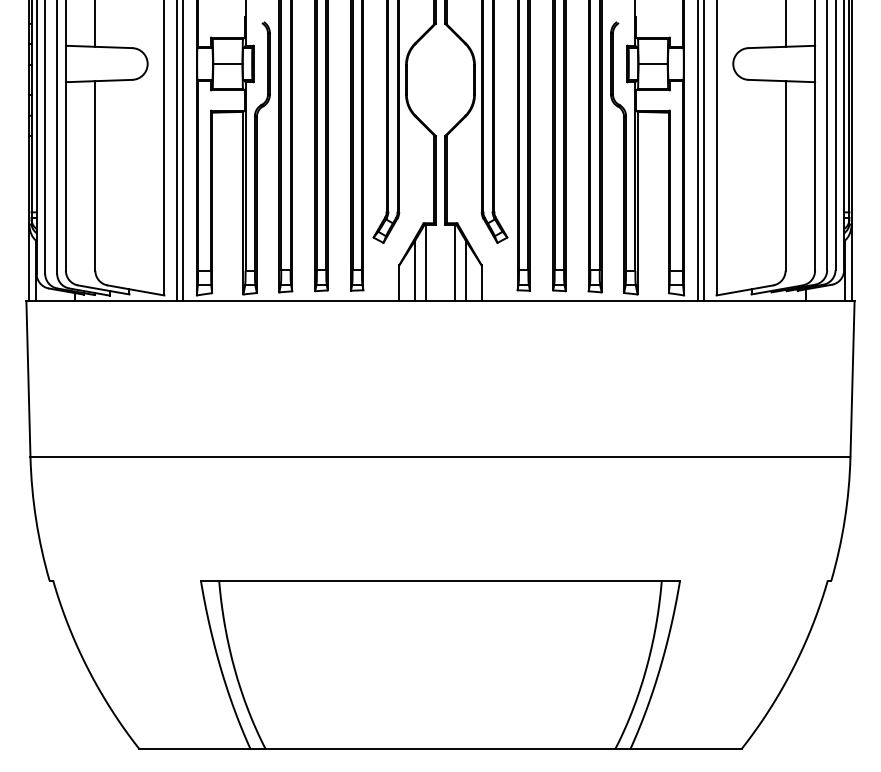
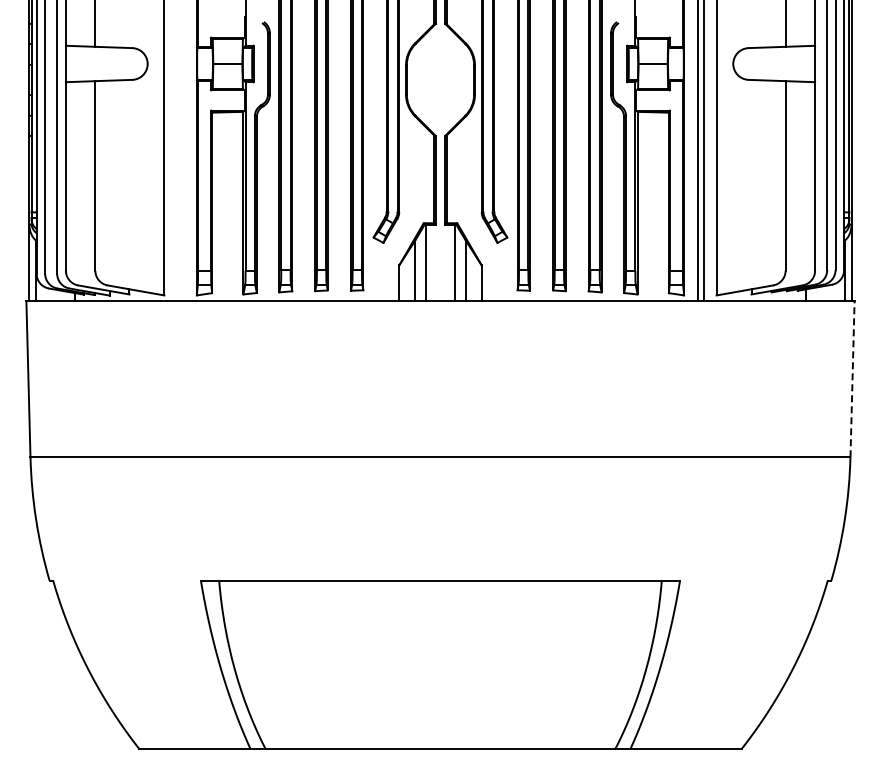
line: present -> none (177, 151)
line: present -> none (182, 151)
line: solid -> dashed (852, 379)
